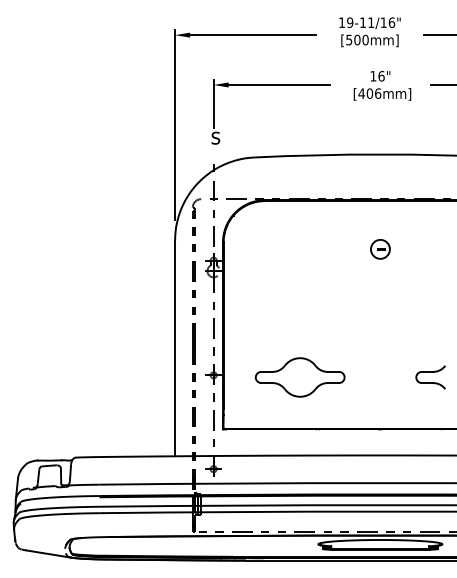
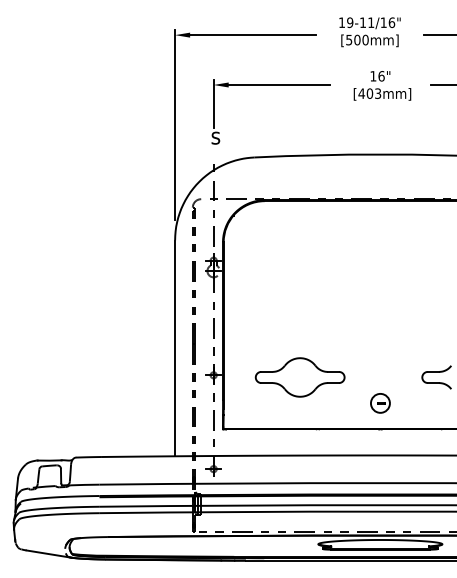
text: [406mm] -> [403mm] (378, 93)
part position: (380, 249) -> (380, 403) (380, 403)
part position: (430, 377) -> (436, 377) (436, 377)
